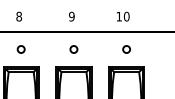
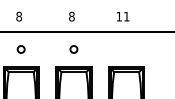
text: 9 -> 8 (71, 16)
text: 10 -> 11 (126, 16)
part: present -> none (126, 49)
